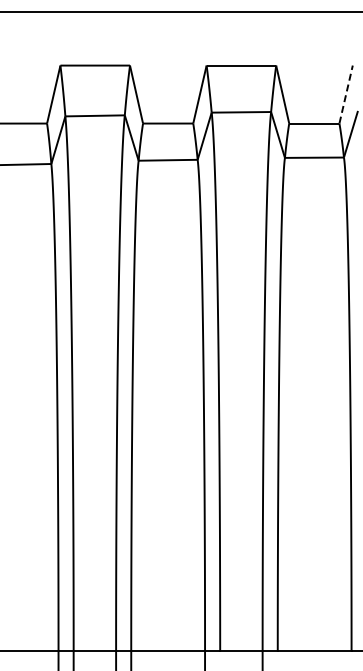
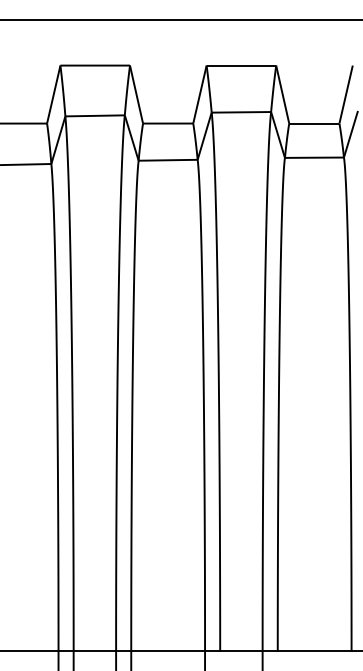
line position: (180, 12) -> (180, 20) (180, 20)
line: dashed -> solid (346, 94)
